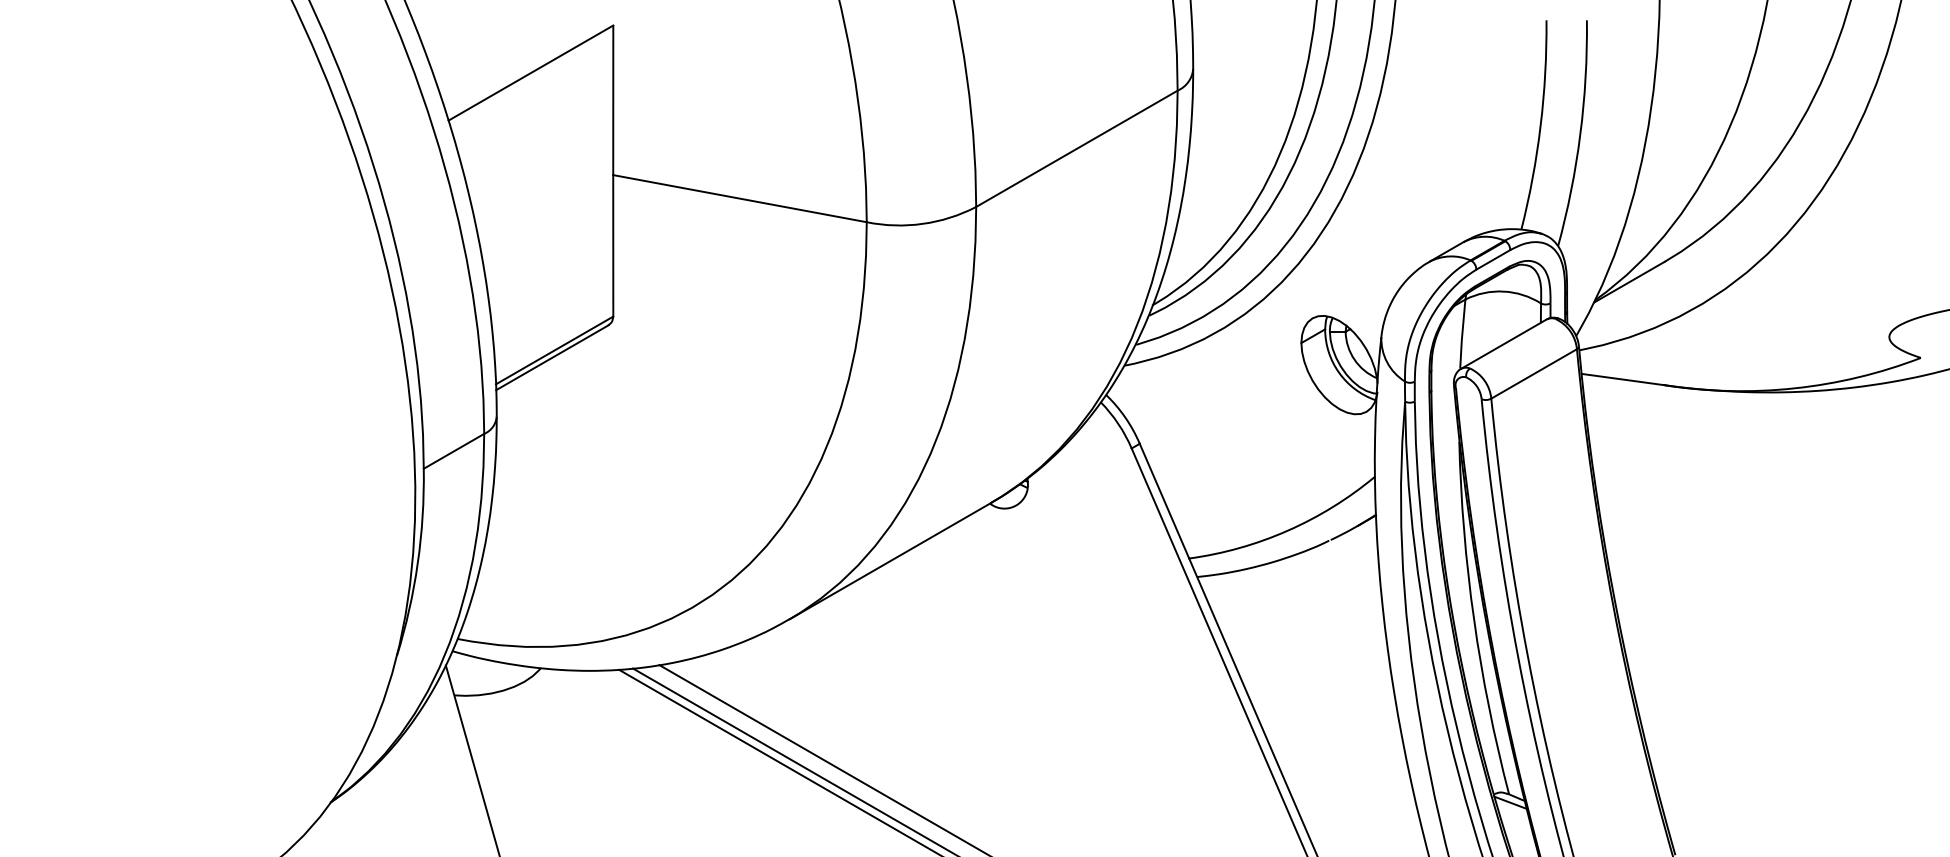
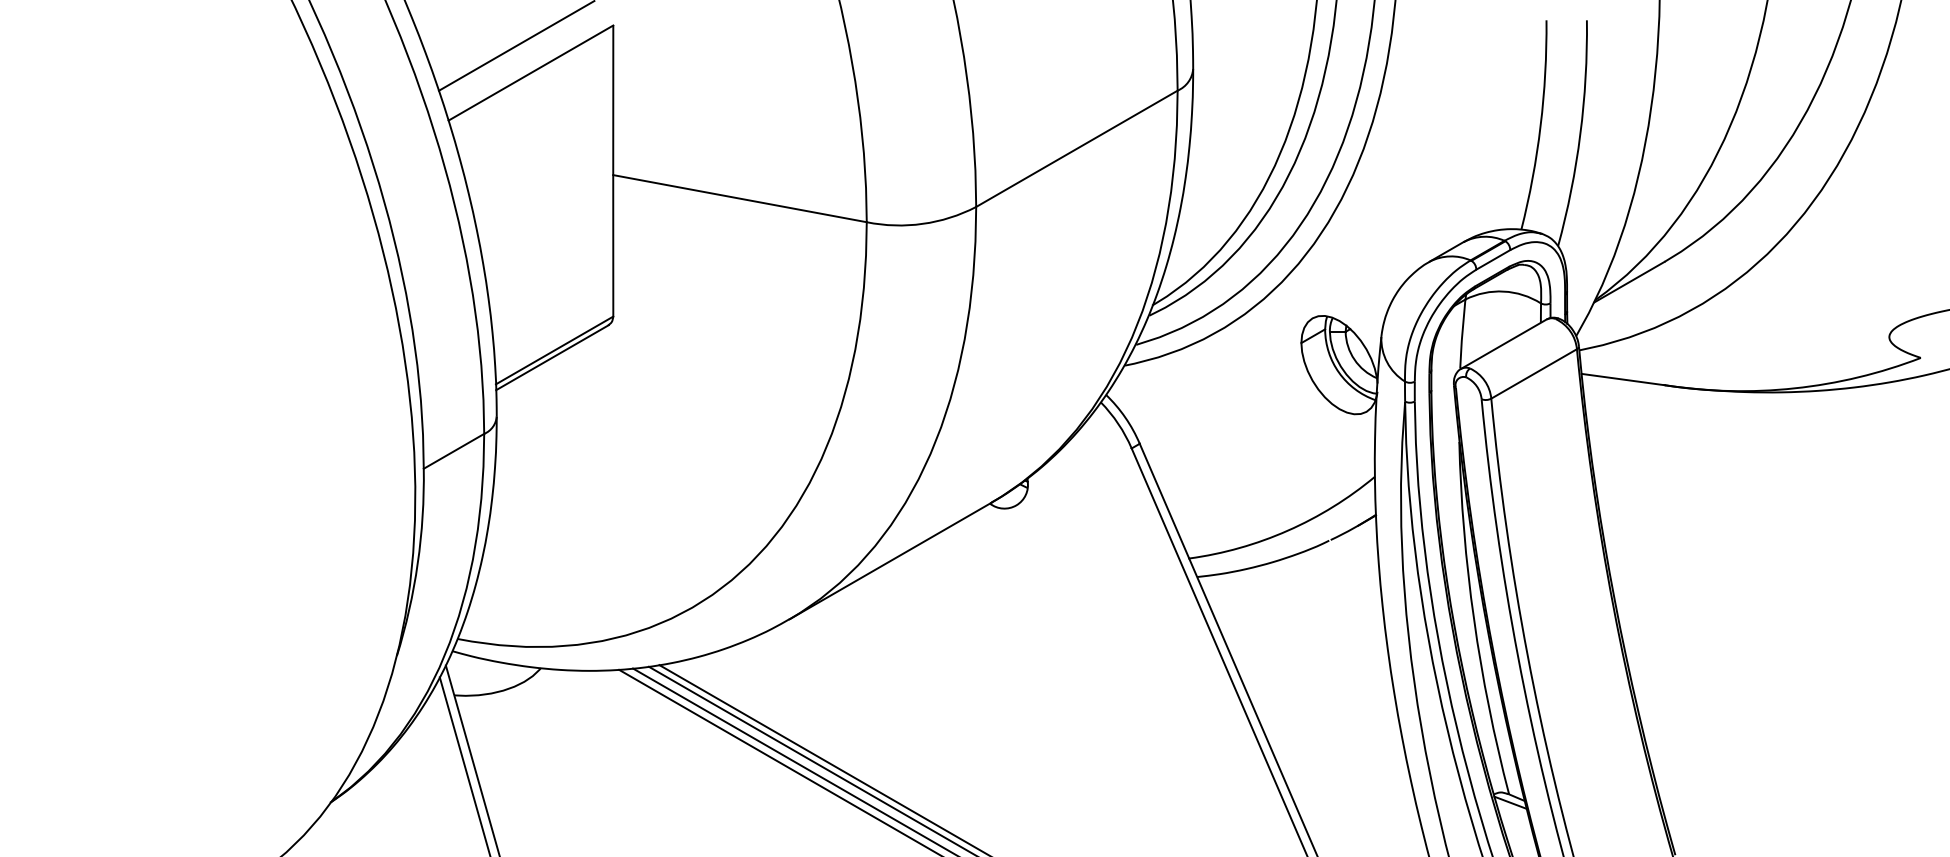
line: none -> present (515, 46)
line: none -> present (810, 759)
line: none -> present (464, 765)
